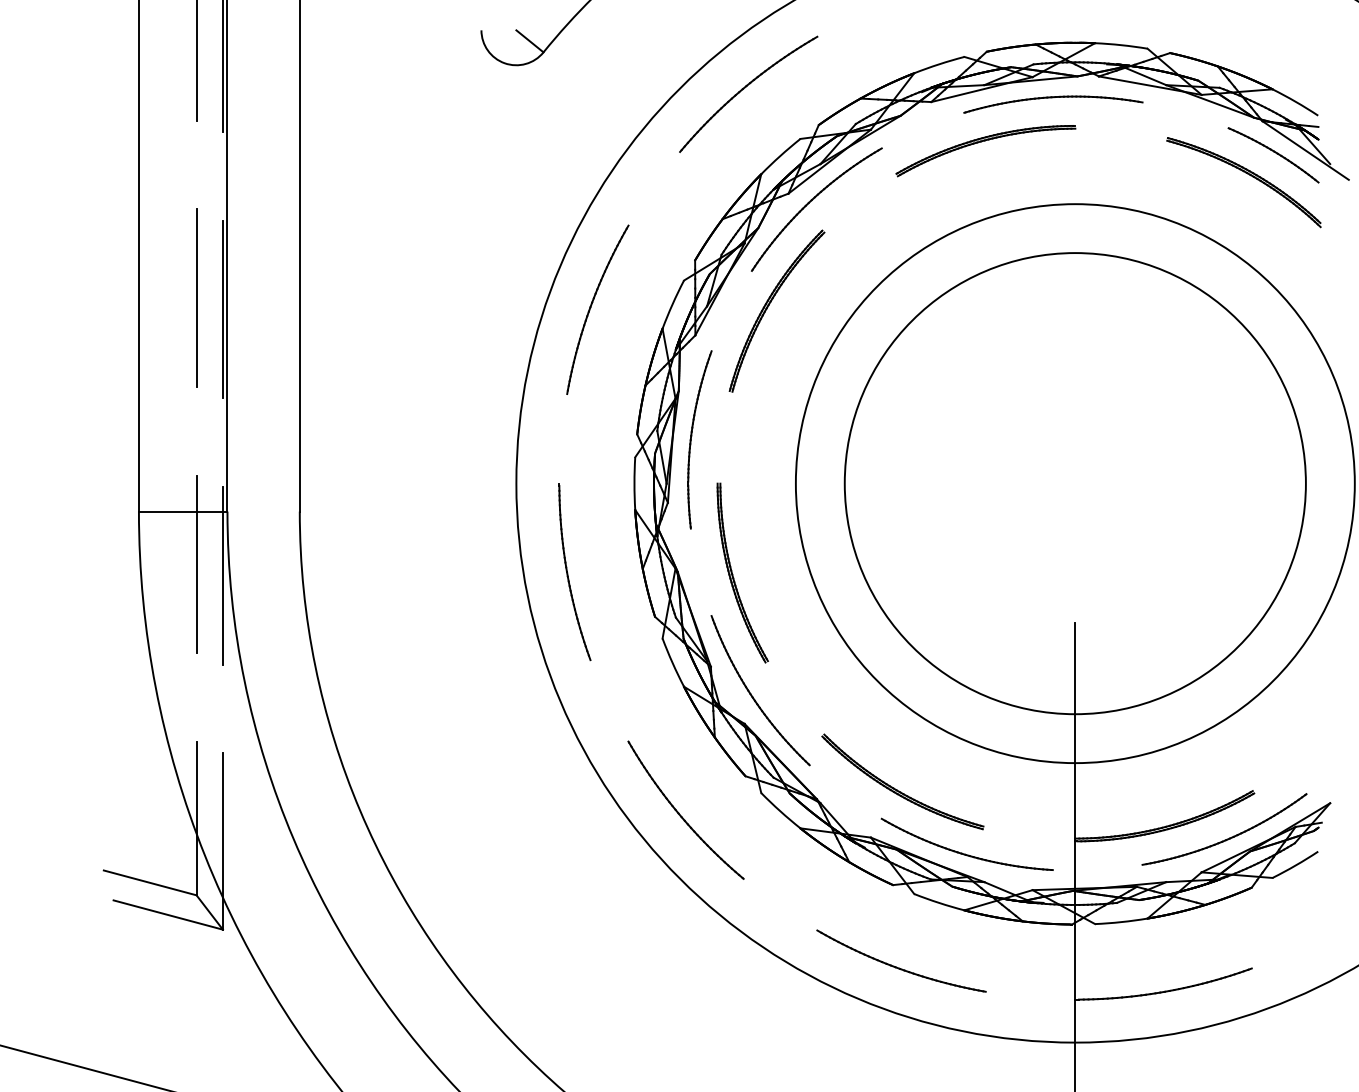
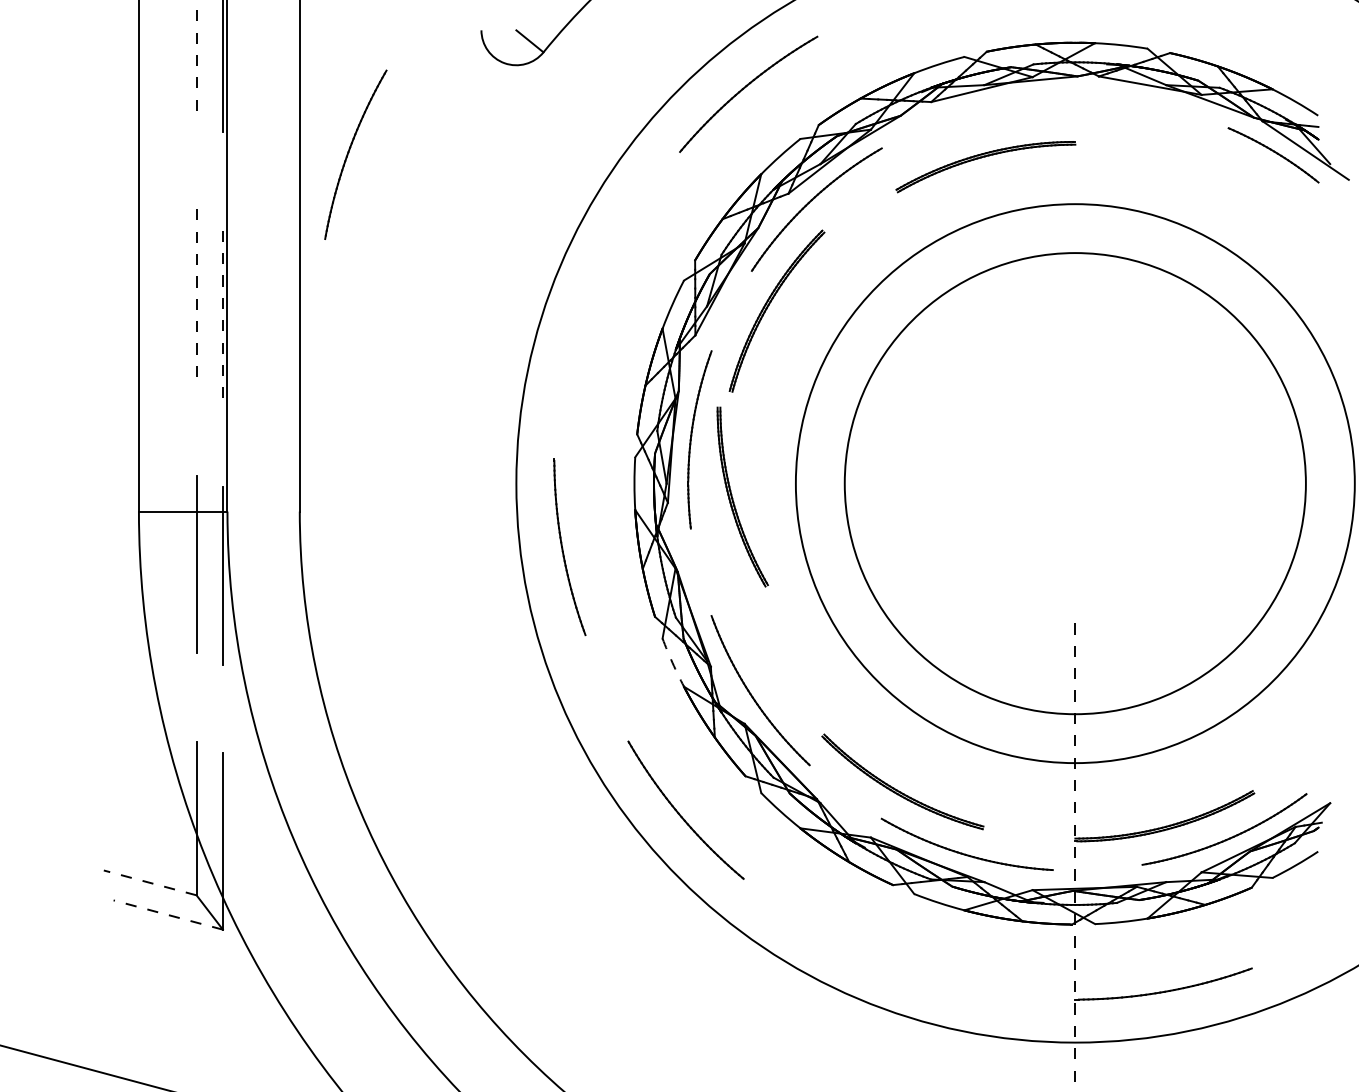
line: solid -> dashed (196, 60)
part: present -> none (1053, 104)
part position: (981, 142) -> (981, 158) (981, 158)
part: present -> none (1247, 174)
line: solid -> dashed (196, 298)
part position: (591, 307) -> (349, 152) (349, 152)
line: solid -> dashed (222, 309)
part position: (568, 573) -> (563, 548) (563, 548)
part position: (733, 574) -> (733, 498) (733, 498)
arc: solid -> dashed (672, 662)
line: solid -> dashed (1075, 857)
line: solid -> dashed (149, 882)
line: solid -> dashed (168, 915)
part: present -> none (899, 967)
